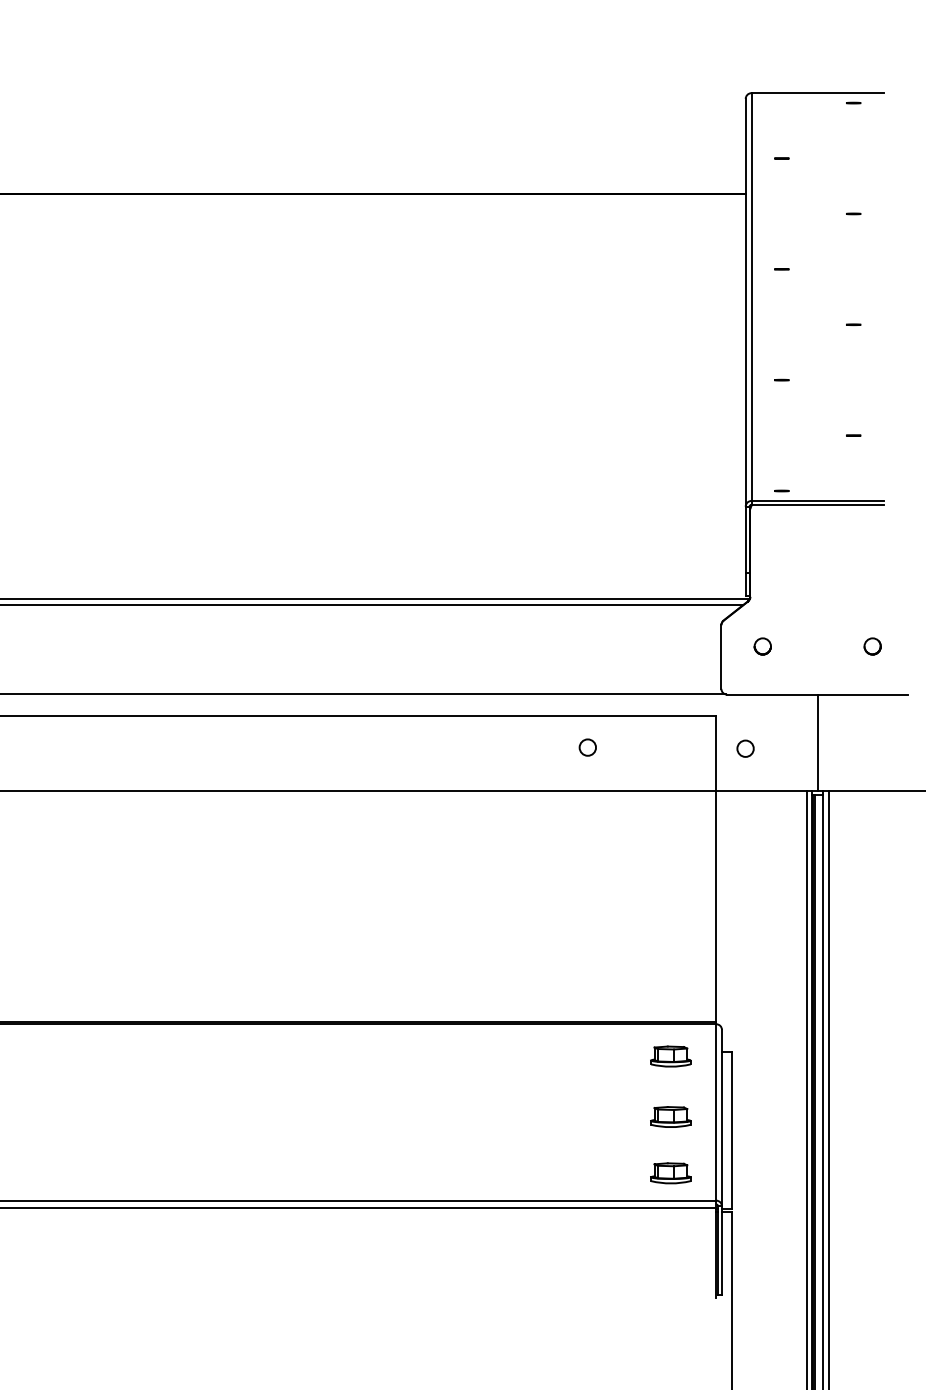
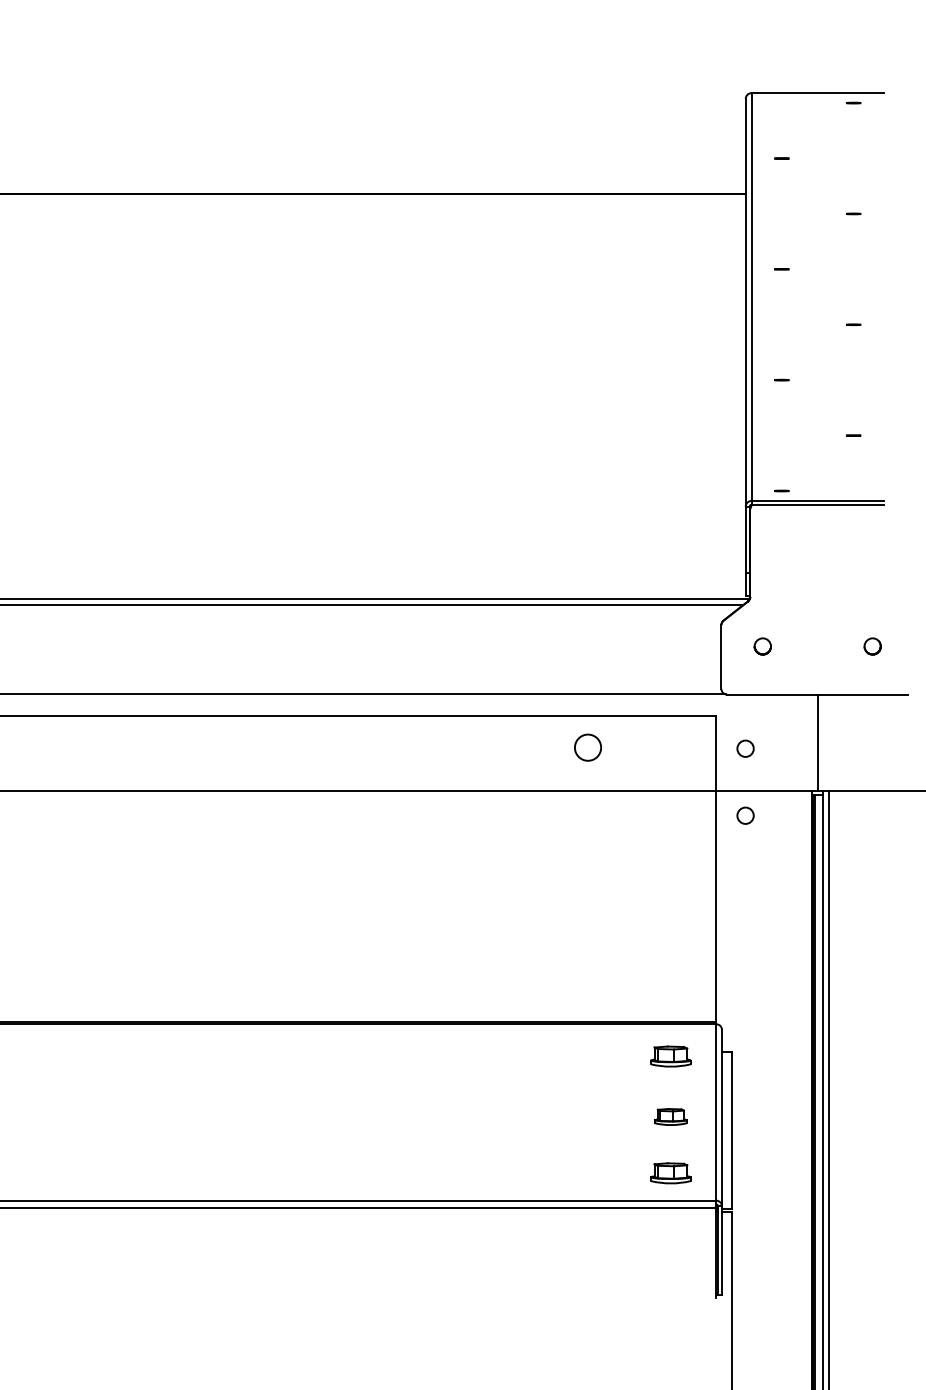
circle size: 19x19 px -> 28x29 px (587, 747)
circle: none -> present (745, 815)
line: present -> none (806, 1088)
part size: 42x22 px -> 34x18 px (670, 1116)
